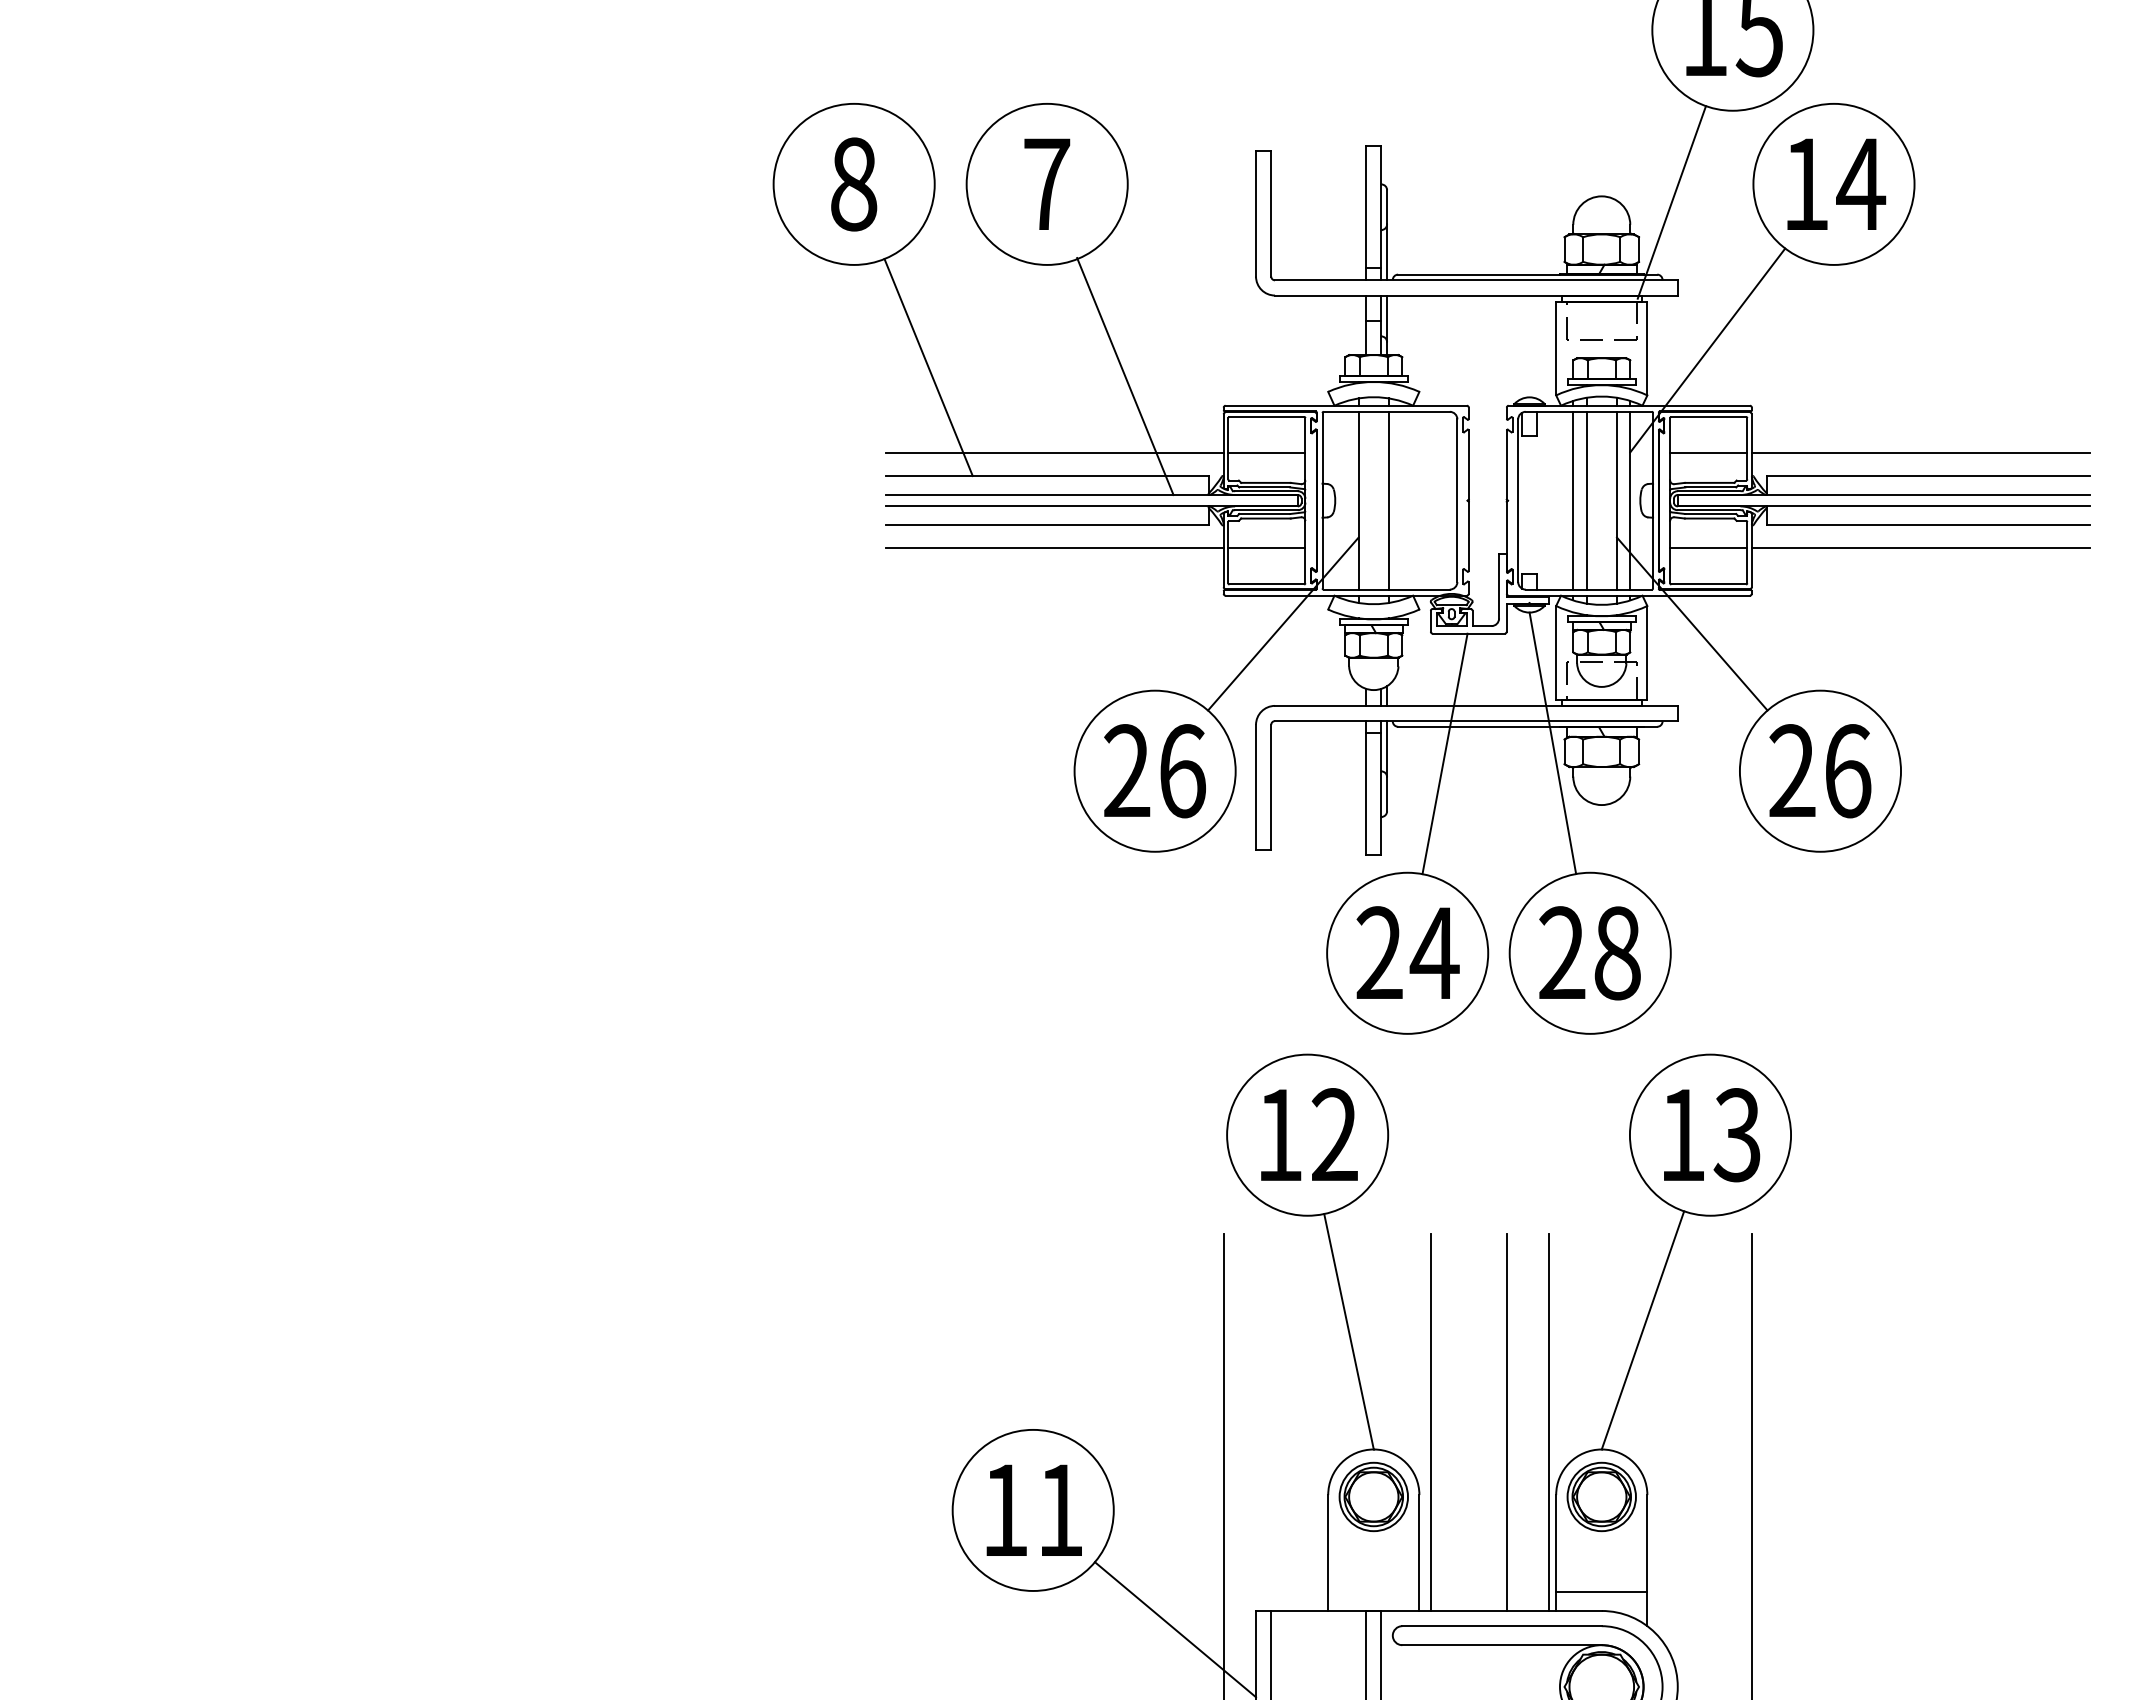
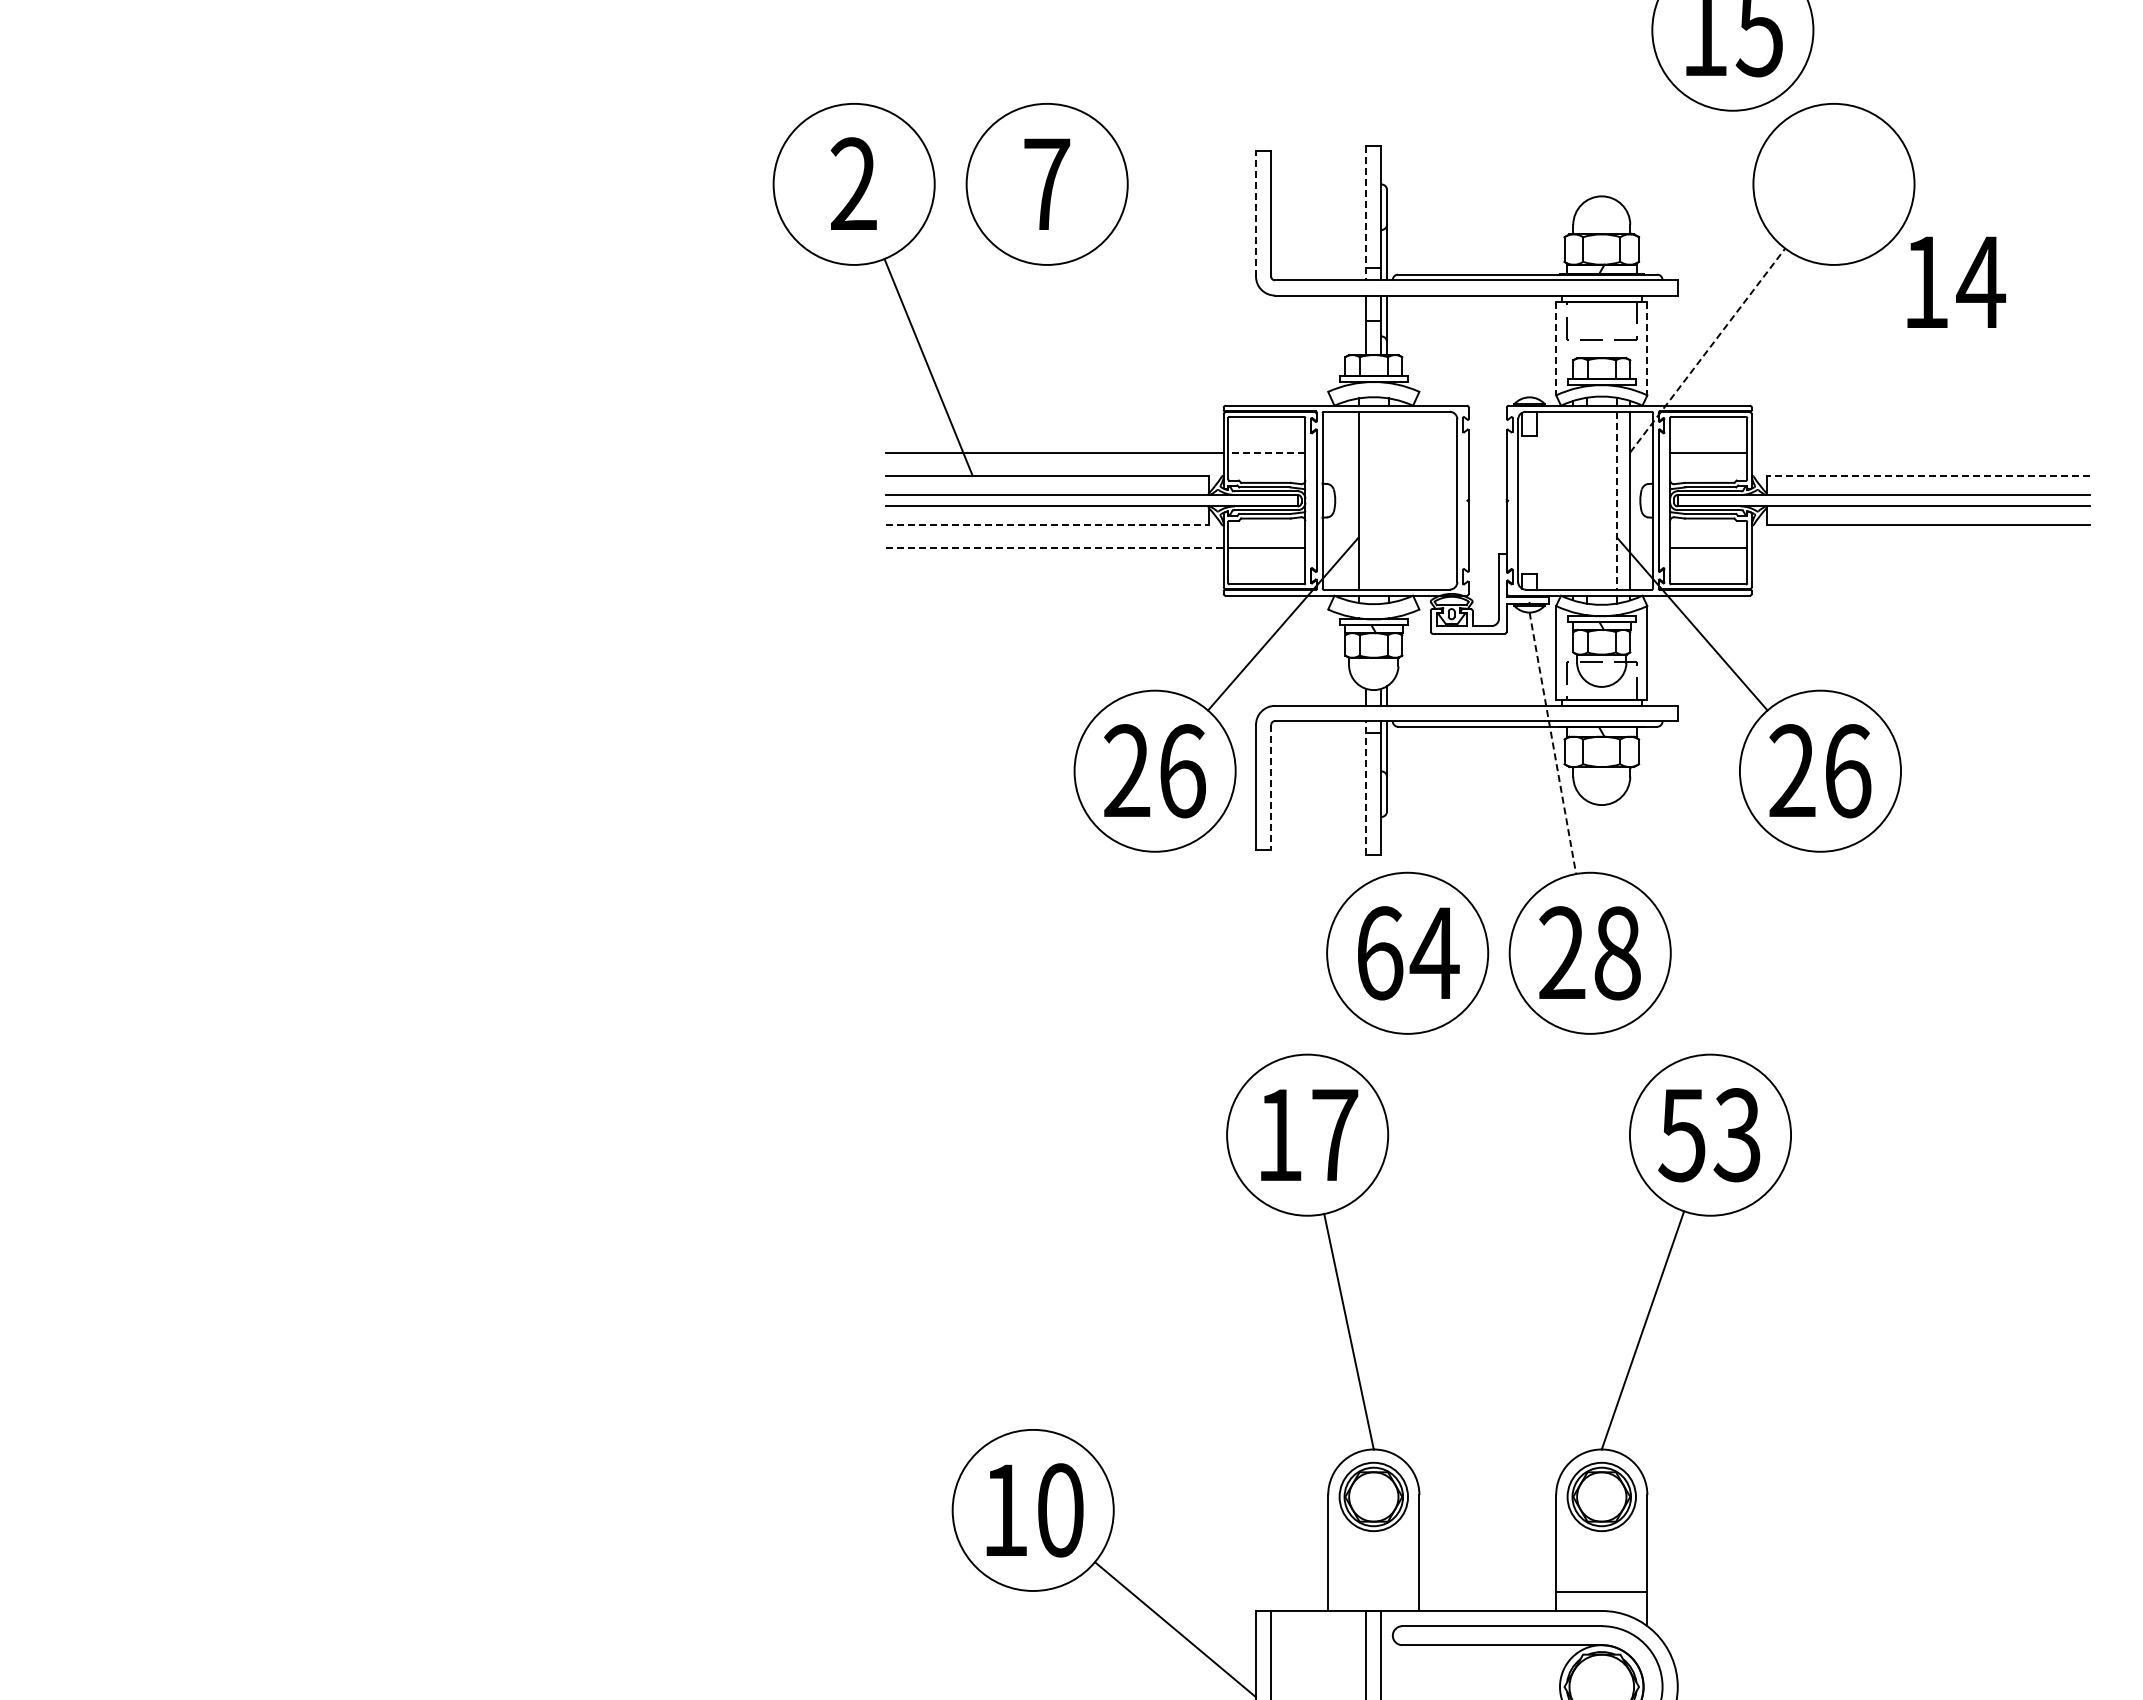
text position: (1836, 183) -> (1956, 281) (1956, 281)
text: 8 -> 2 (853, 184)
line: present -> none (1671, 202)
line: solid -> dashed (1256, 213)
line: solid -> dashed (1366, 213)
line: solid -> dashed (1556, 348)
line: solid -> dashed (1647, 348)
line: solid -> dashed (1708, 350)
line: present -> none (1125, 376)
line: solid -> dashed (1266, 453)
line: present -> none (1920, 453)
line: solid -> dashed (1928, 476)
line: present -> none (1389, 500)
line: present -> none (1573, 500)
line: present -> none (1586, 500)
line: solid -> dashed (1616, 500)
line: solid -> dashed (1047, 525)
line: solid -> dashed (1055, 548)
line: present -> none (1920, 548)
line: solid -> dashed (1552, 743)
line: present -> none (1444, 753)
line: solid -> dashed (1271, 787)
line: solid -> dashed (1366, 788)
text: 24 -> 64 (1379, 953)
text: 12 -> 17 (1334, 1134)
text: 13 -> 53 (1681, 1135)
line: present -> none (1430, 1422)
line: present -> none (1506, 1422)
line: present -> none (1548, 1422)
line: present -> none (1223, 1465)
line: present -> none (1751, 1465)
text: 11 -> 10 (1060, 1510)
